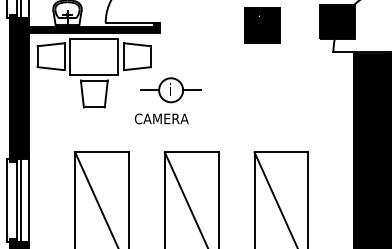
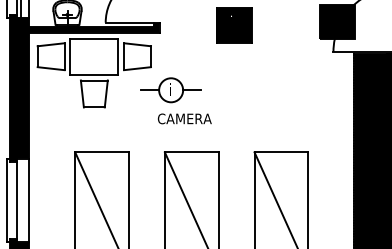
part position: (262, 25) -> (234, 25) (234, 25)
text position: (161, 118) -> (184, 118) (184, 118)
line: present -> none (21, 200)
